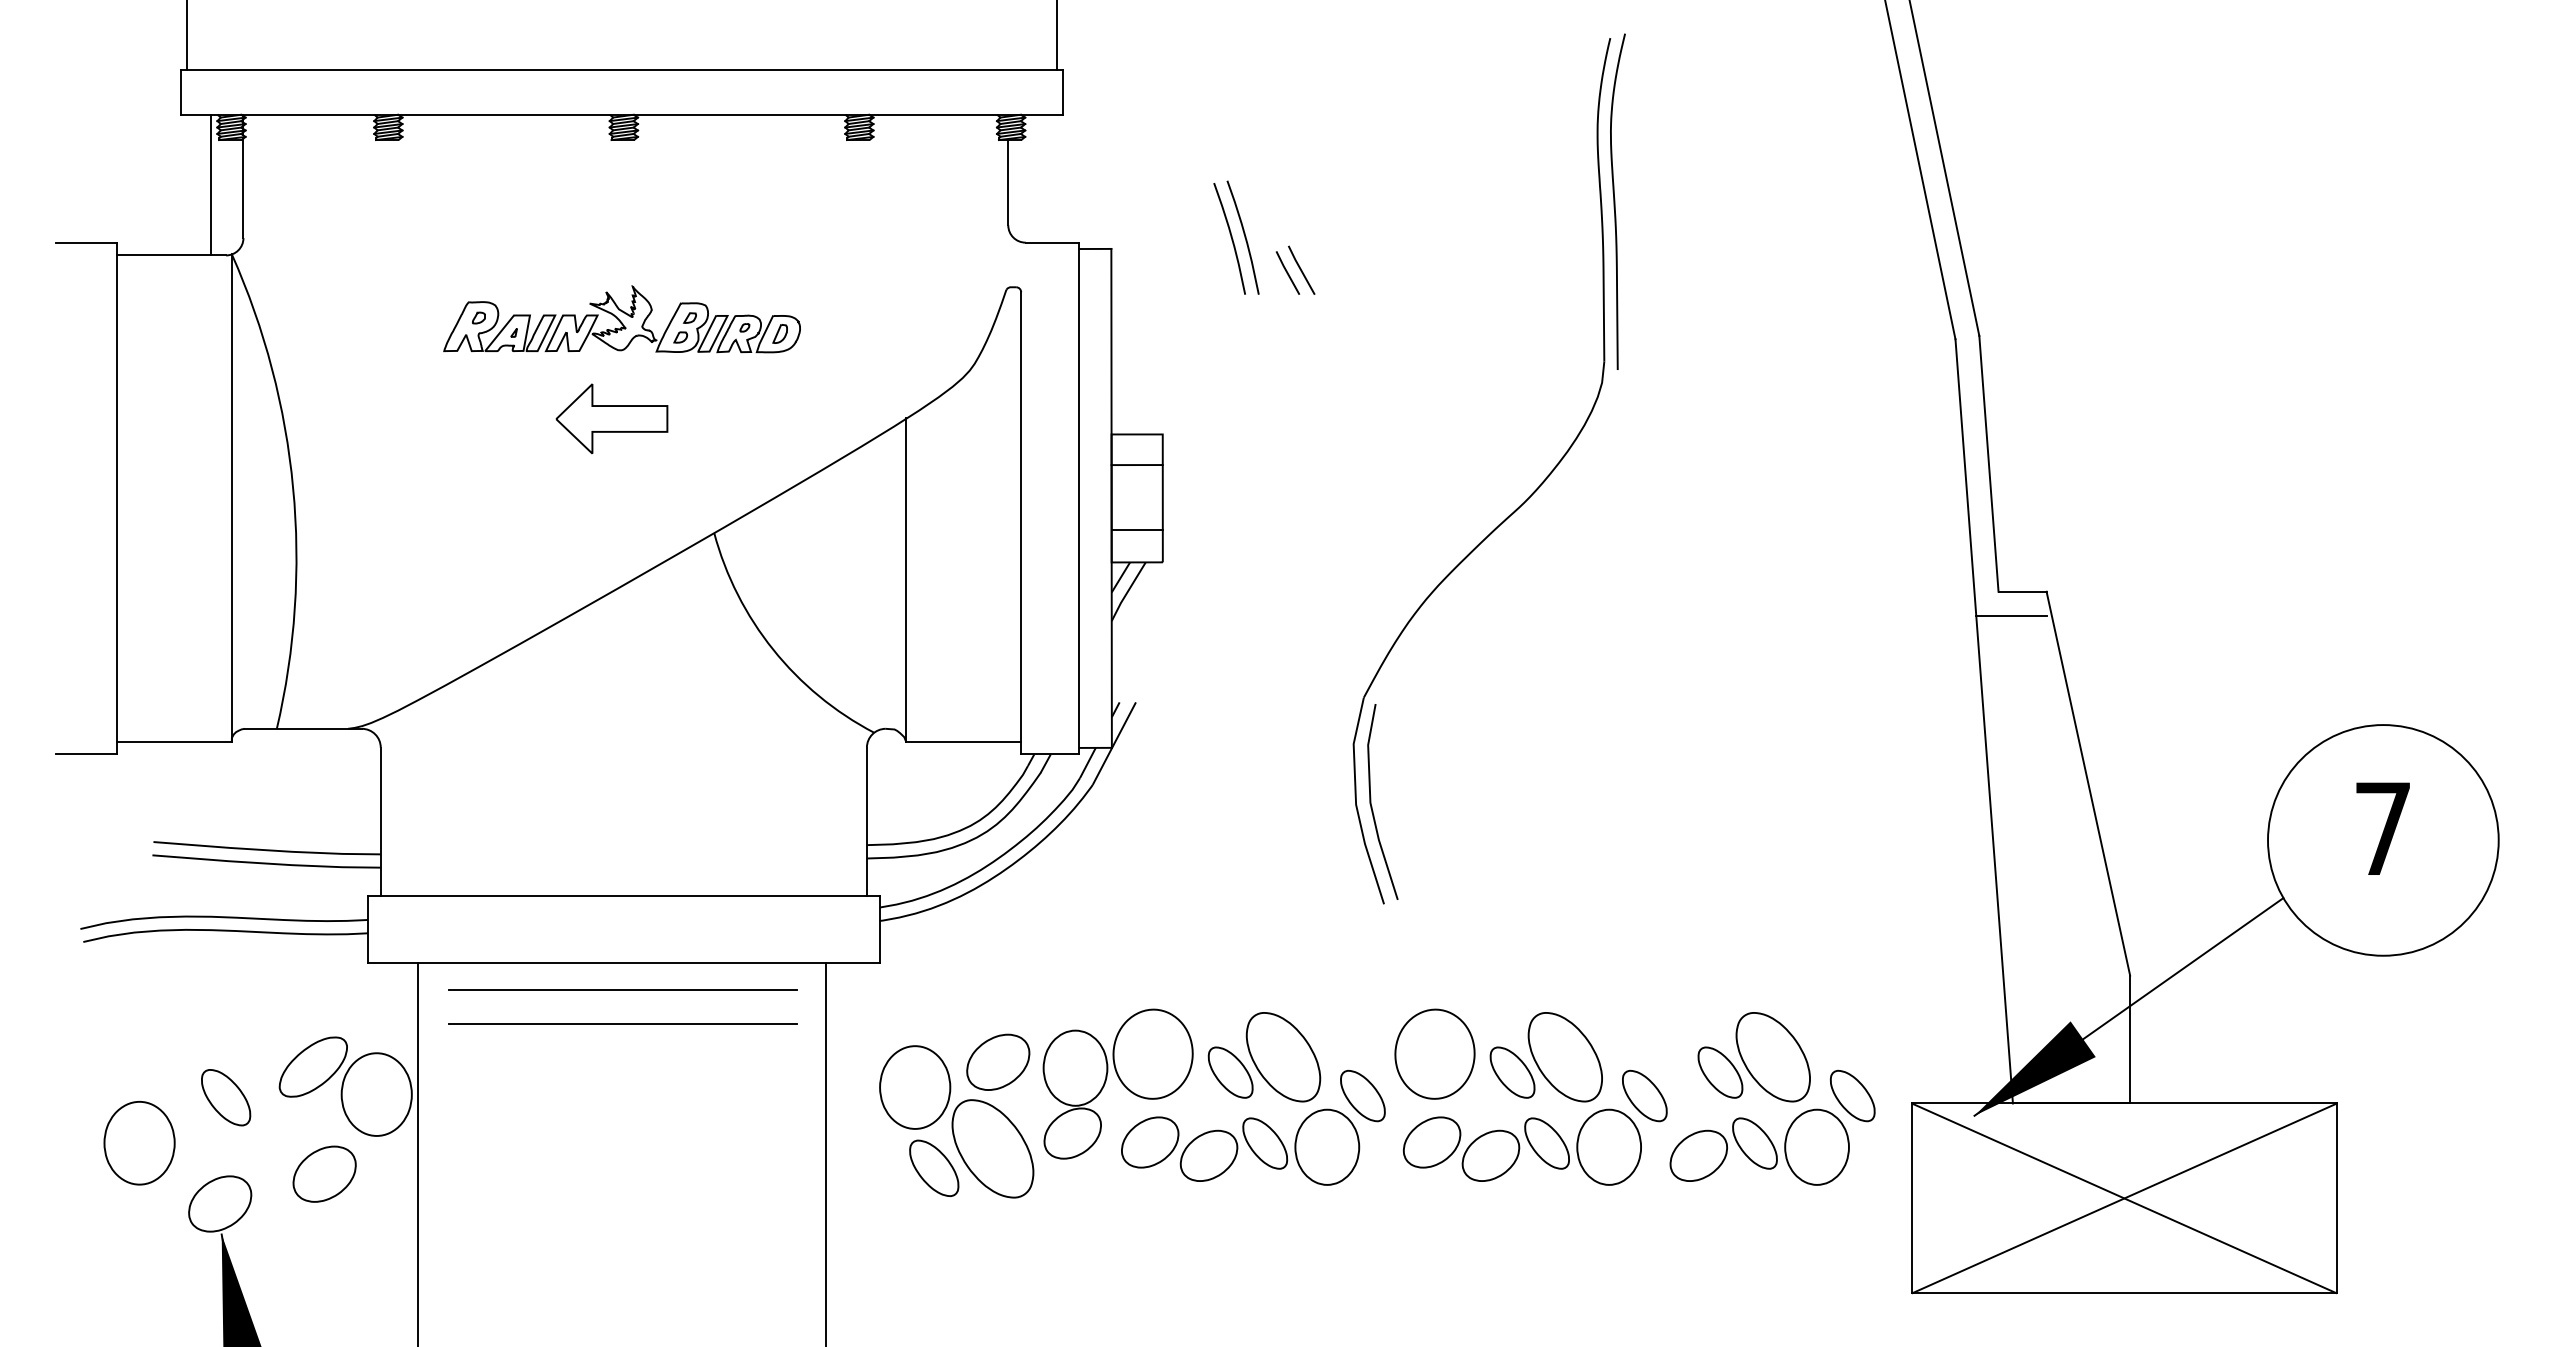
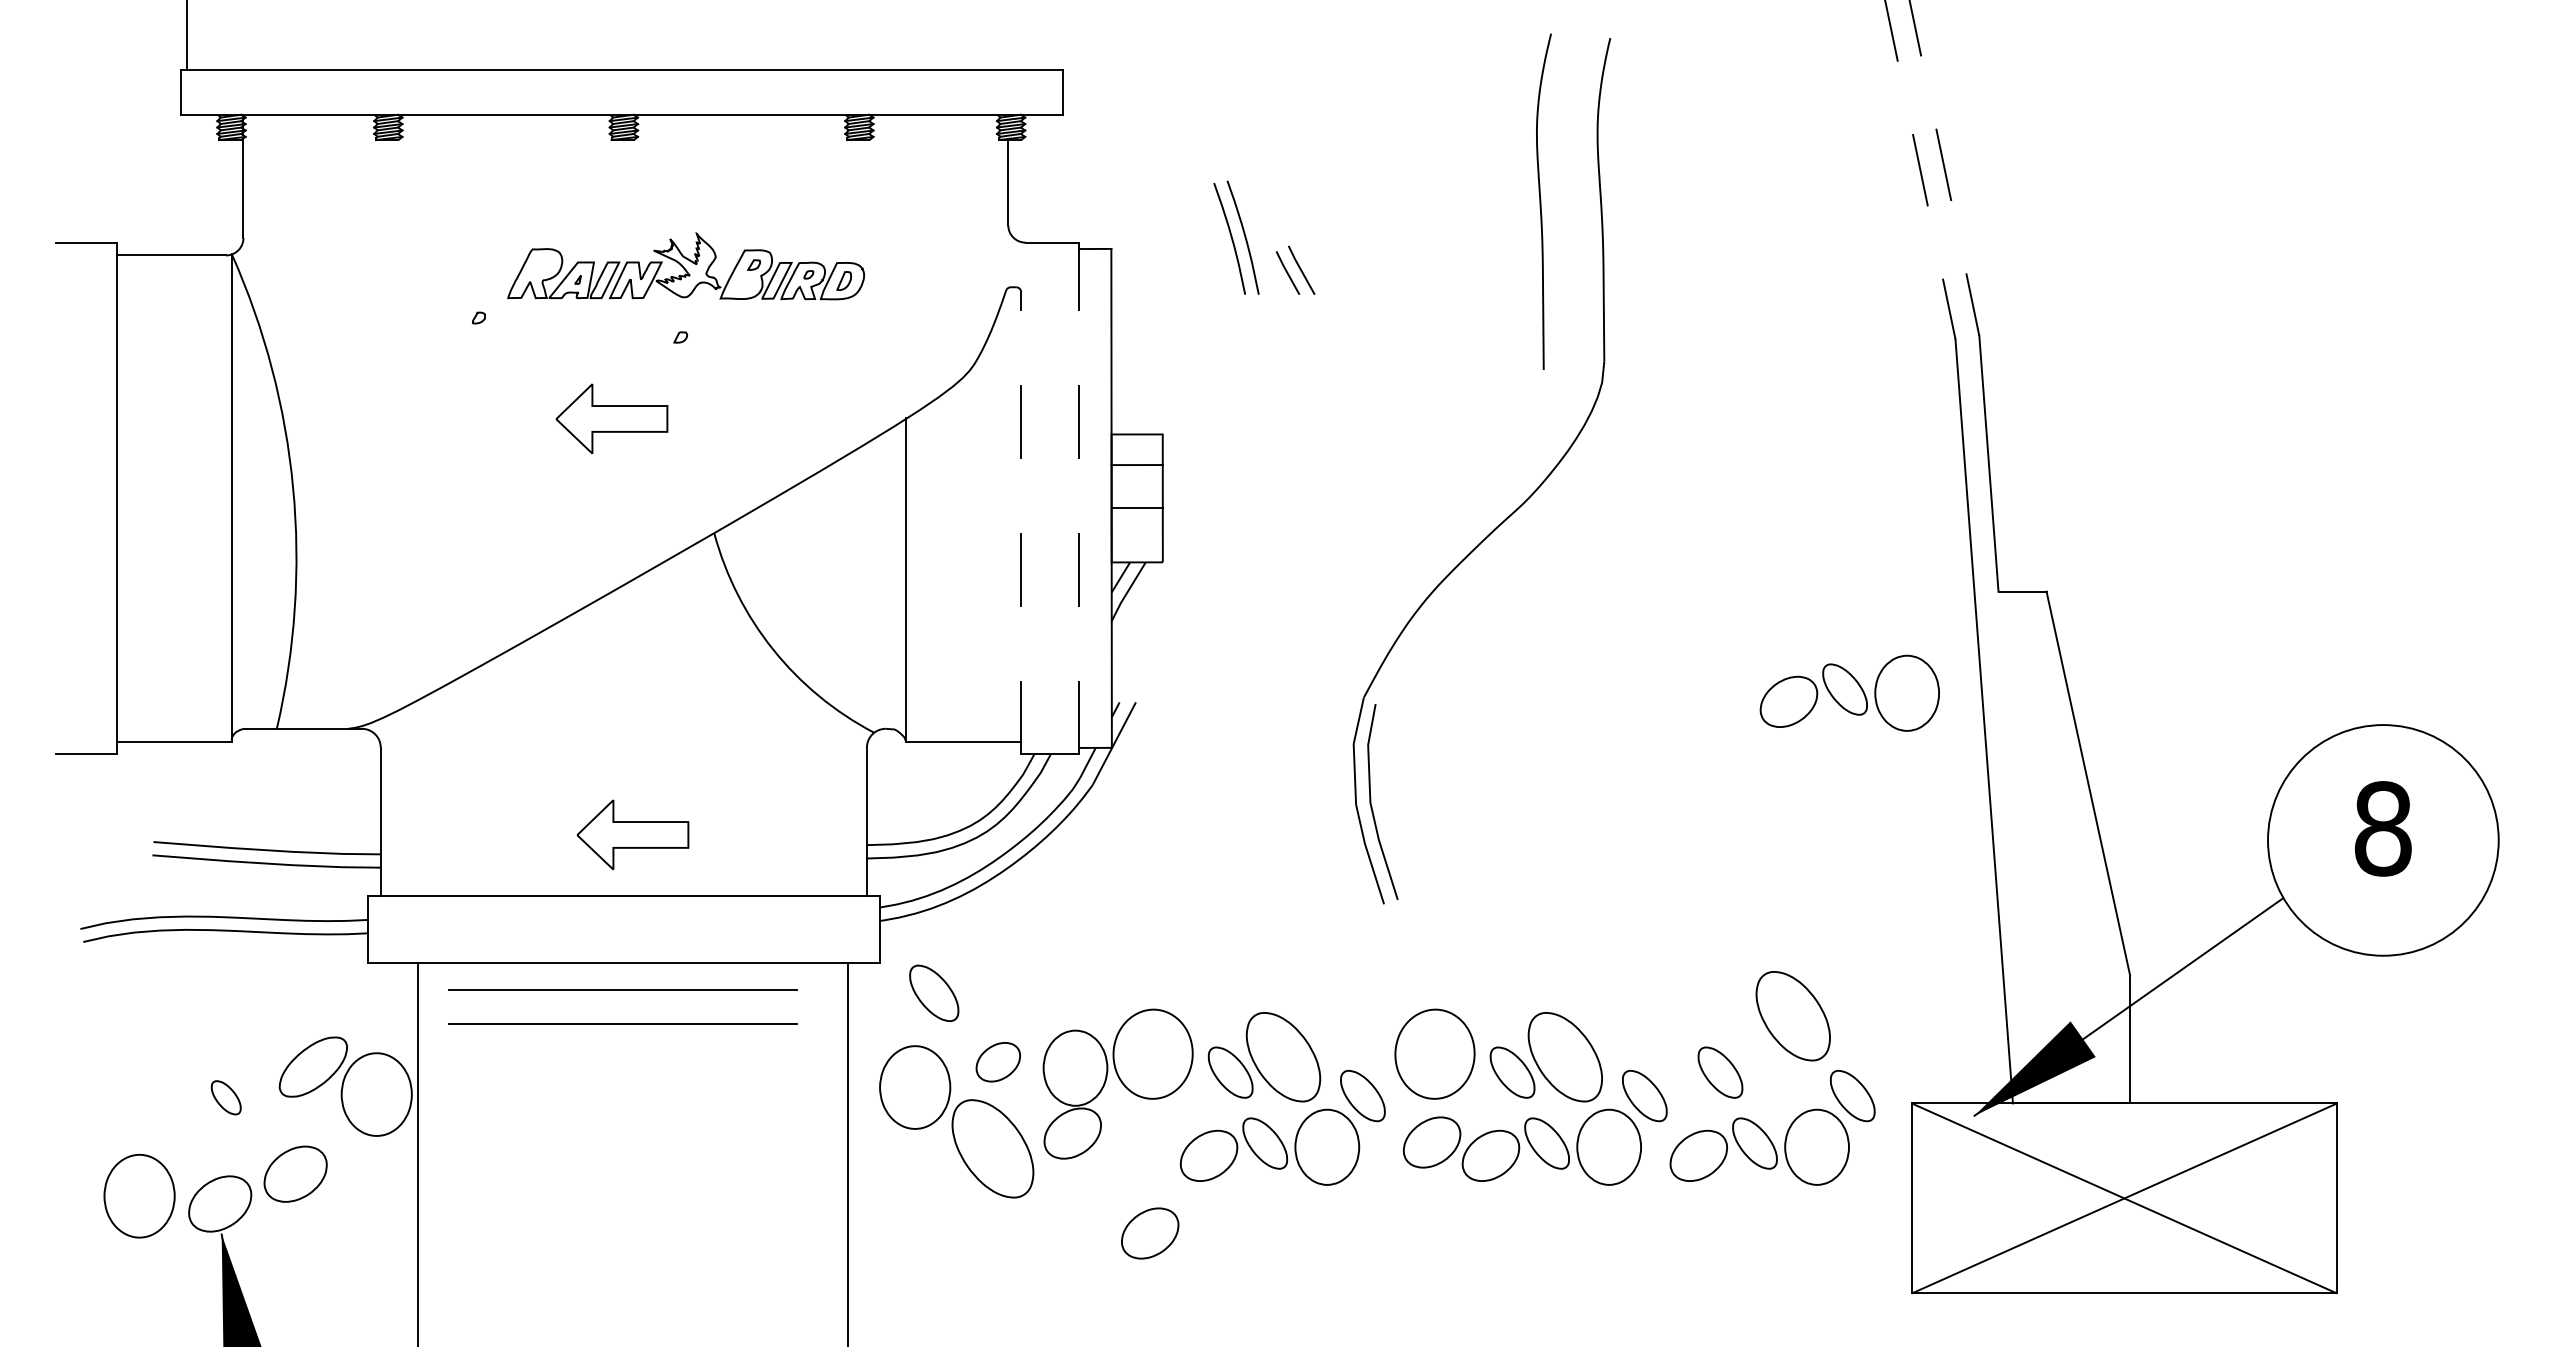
line: present -> none (1057, 35)
line: solid -> dashed (1944, 168)
line: solid -> dashed (1920, 170)
line: present -> none (210, 184)
curve position: (1615, 201) -> (1541, 201) (1541, 201)
part position: (621, 319) -> (685, 266) (685, 266)
line: solid -> dashed (1079, 498)
line: solid -> dashed (1021, 522)
line position: (1136, 530) -> (1136, 508) (1136, 508)
line: present -> none (2011, 615)
part: none -> present (1849, 692)
text: 7 -> 8 (2382, 828)
part: none -> present (632, 834)
part position: (1772, 1057) -> (1792, 1016) (1792, 1016)
part size: 65x58 px -> 46x41 px (997, 1062)
part size: 51x58 px -> 32x36 px (225, 1097)
part position: (1150, 1142) -> (1150, 1233) (1150, 1233)
part position: (139, 1143) -> (139, 1196) (139, 1196)
line position: (826, 1152) -> (848, 1152) (848, 1152)
part position: (934, 1167) -> (934, 992) (934, 992)
part position: (324, 1173) -> (295, 1173) (295, 1173)
